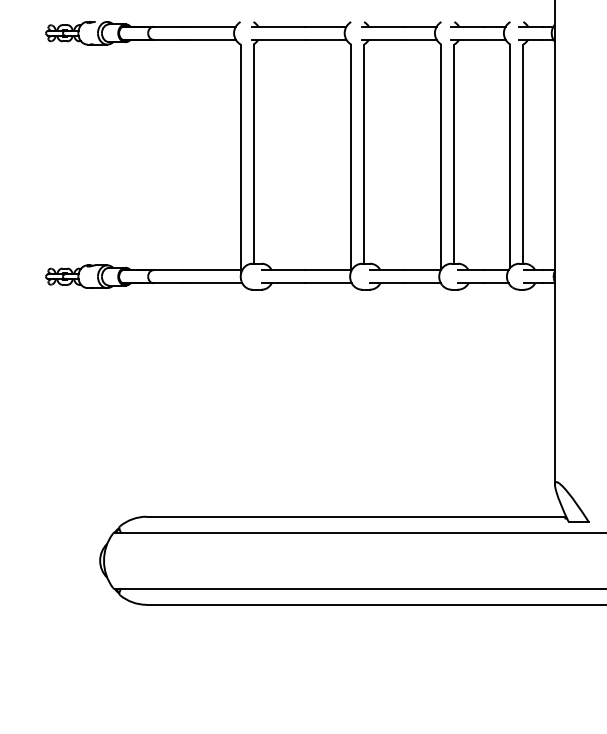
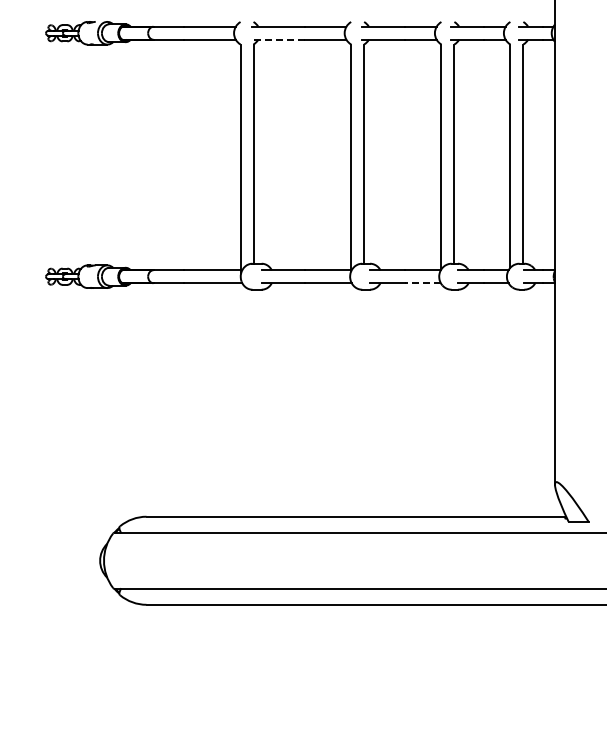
line: solid -> dashed (278, 39)
line: solid -> dashed (422, 283)
